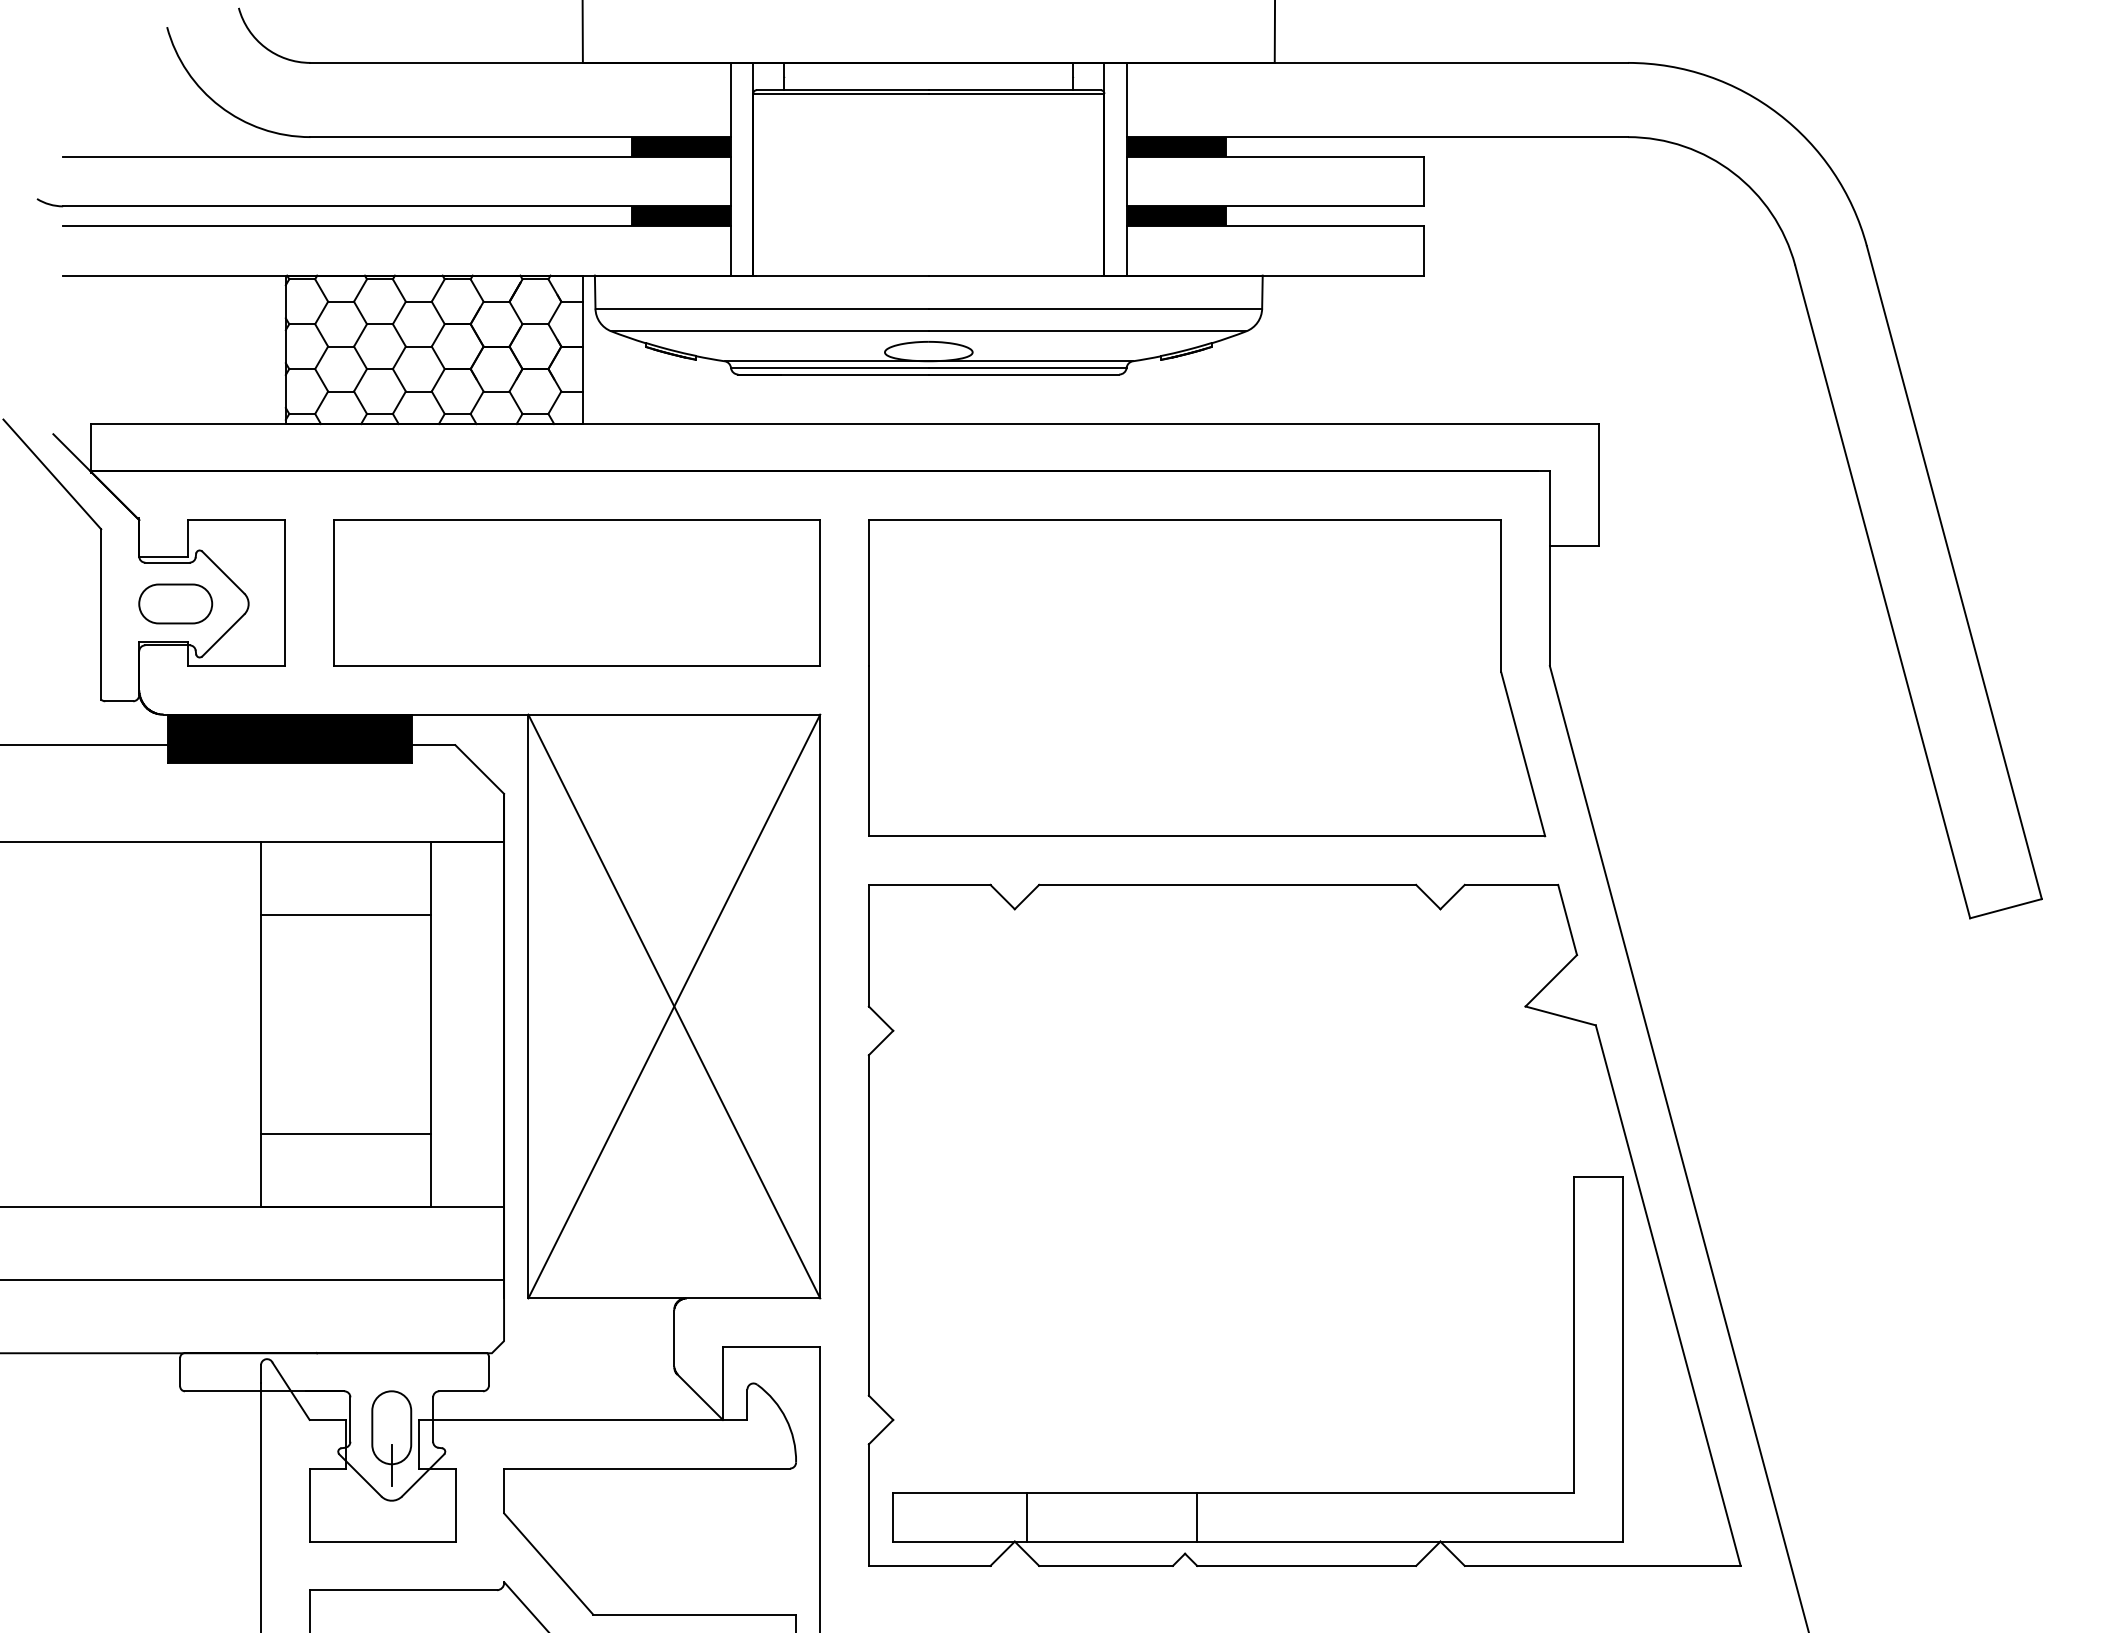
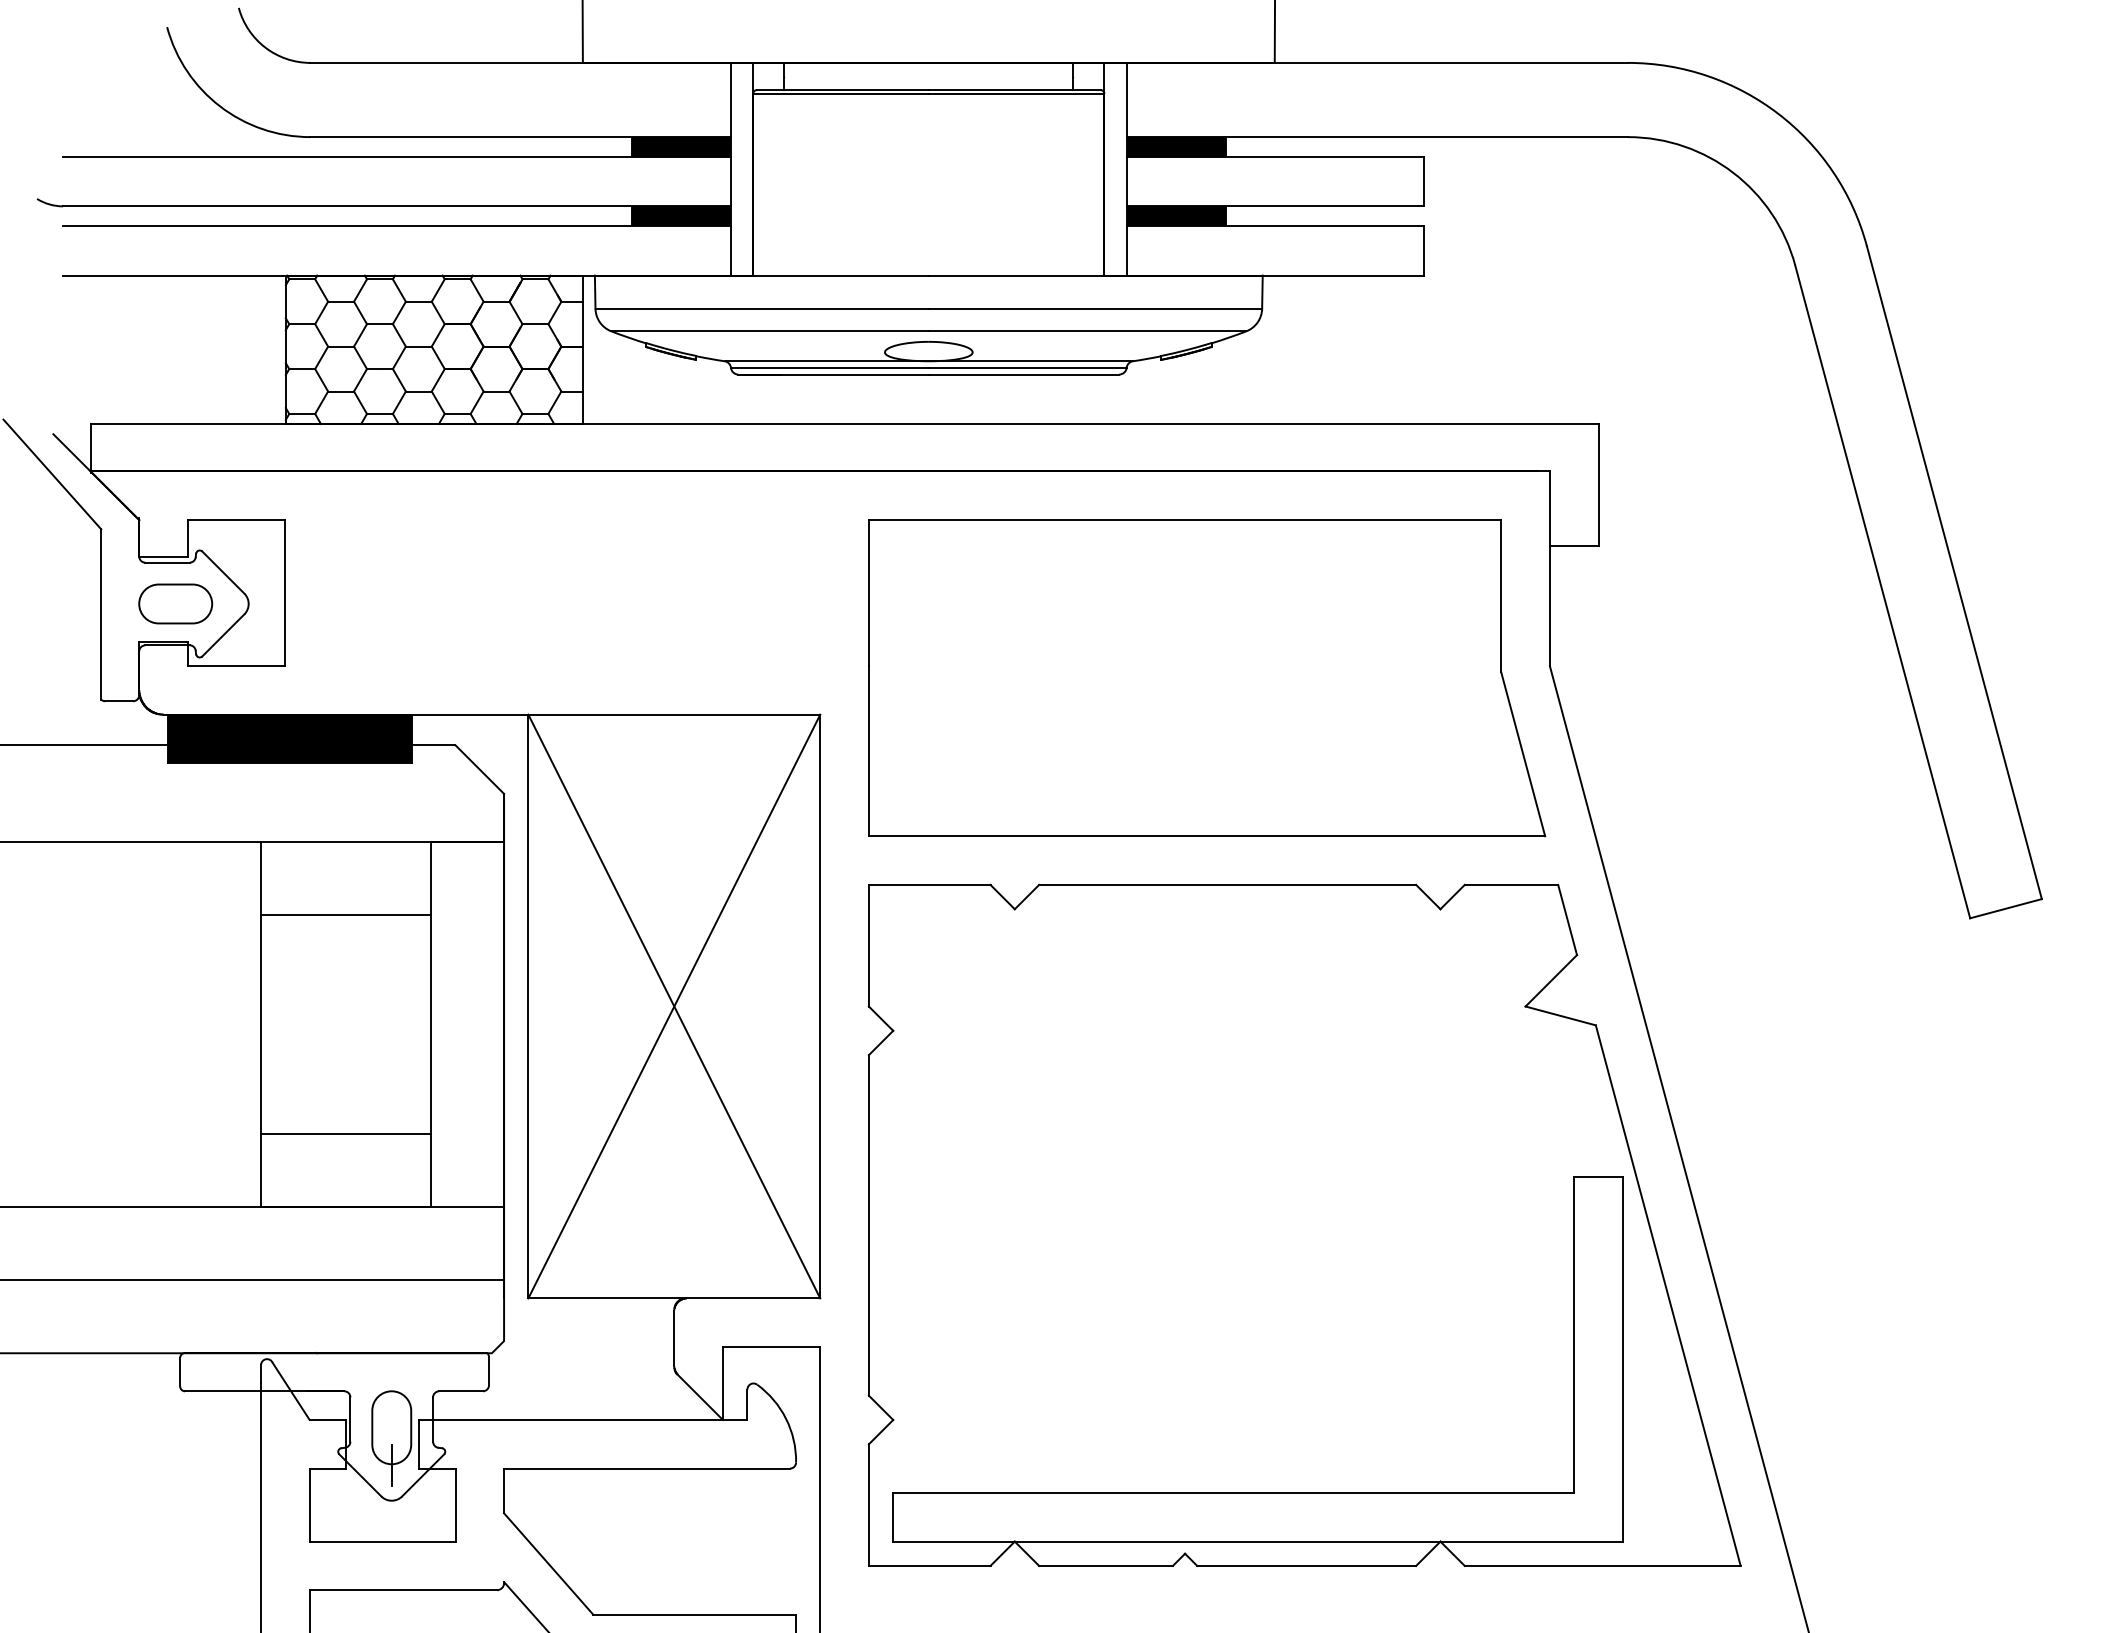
part: present -> none (576, 592)
line: present -> none (1026, 1516)
line: present -> none (1197, 1516)
